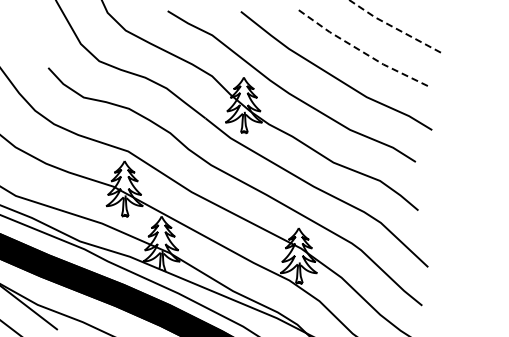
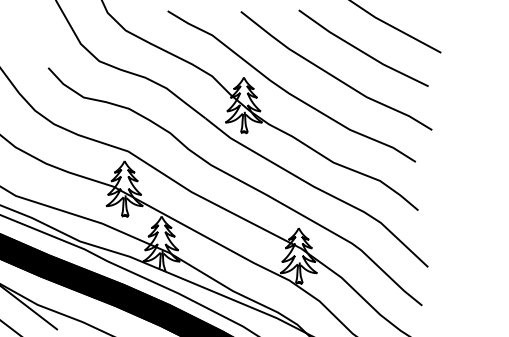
line: dashed -> solid (394, 27)
line: dashed -> solid (362, 51)
